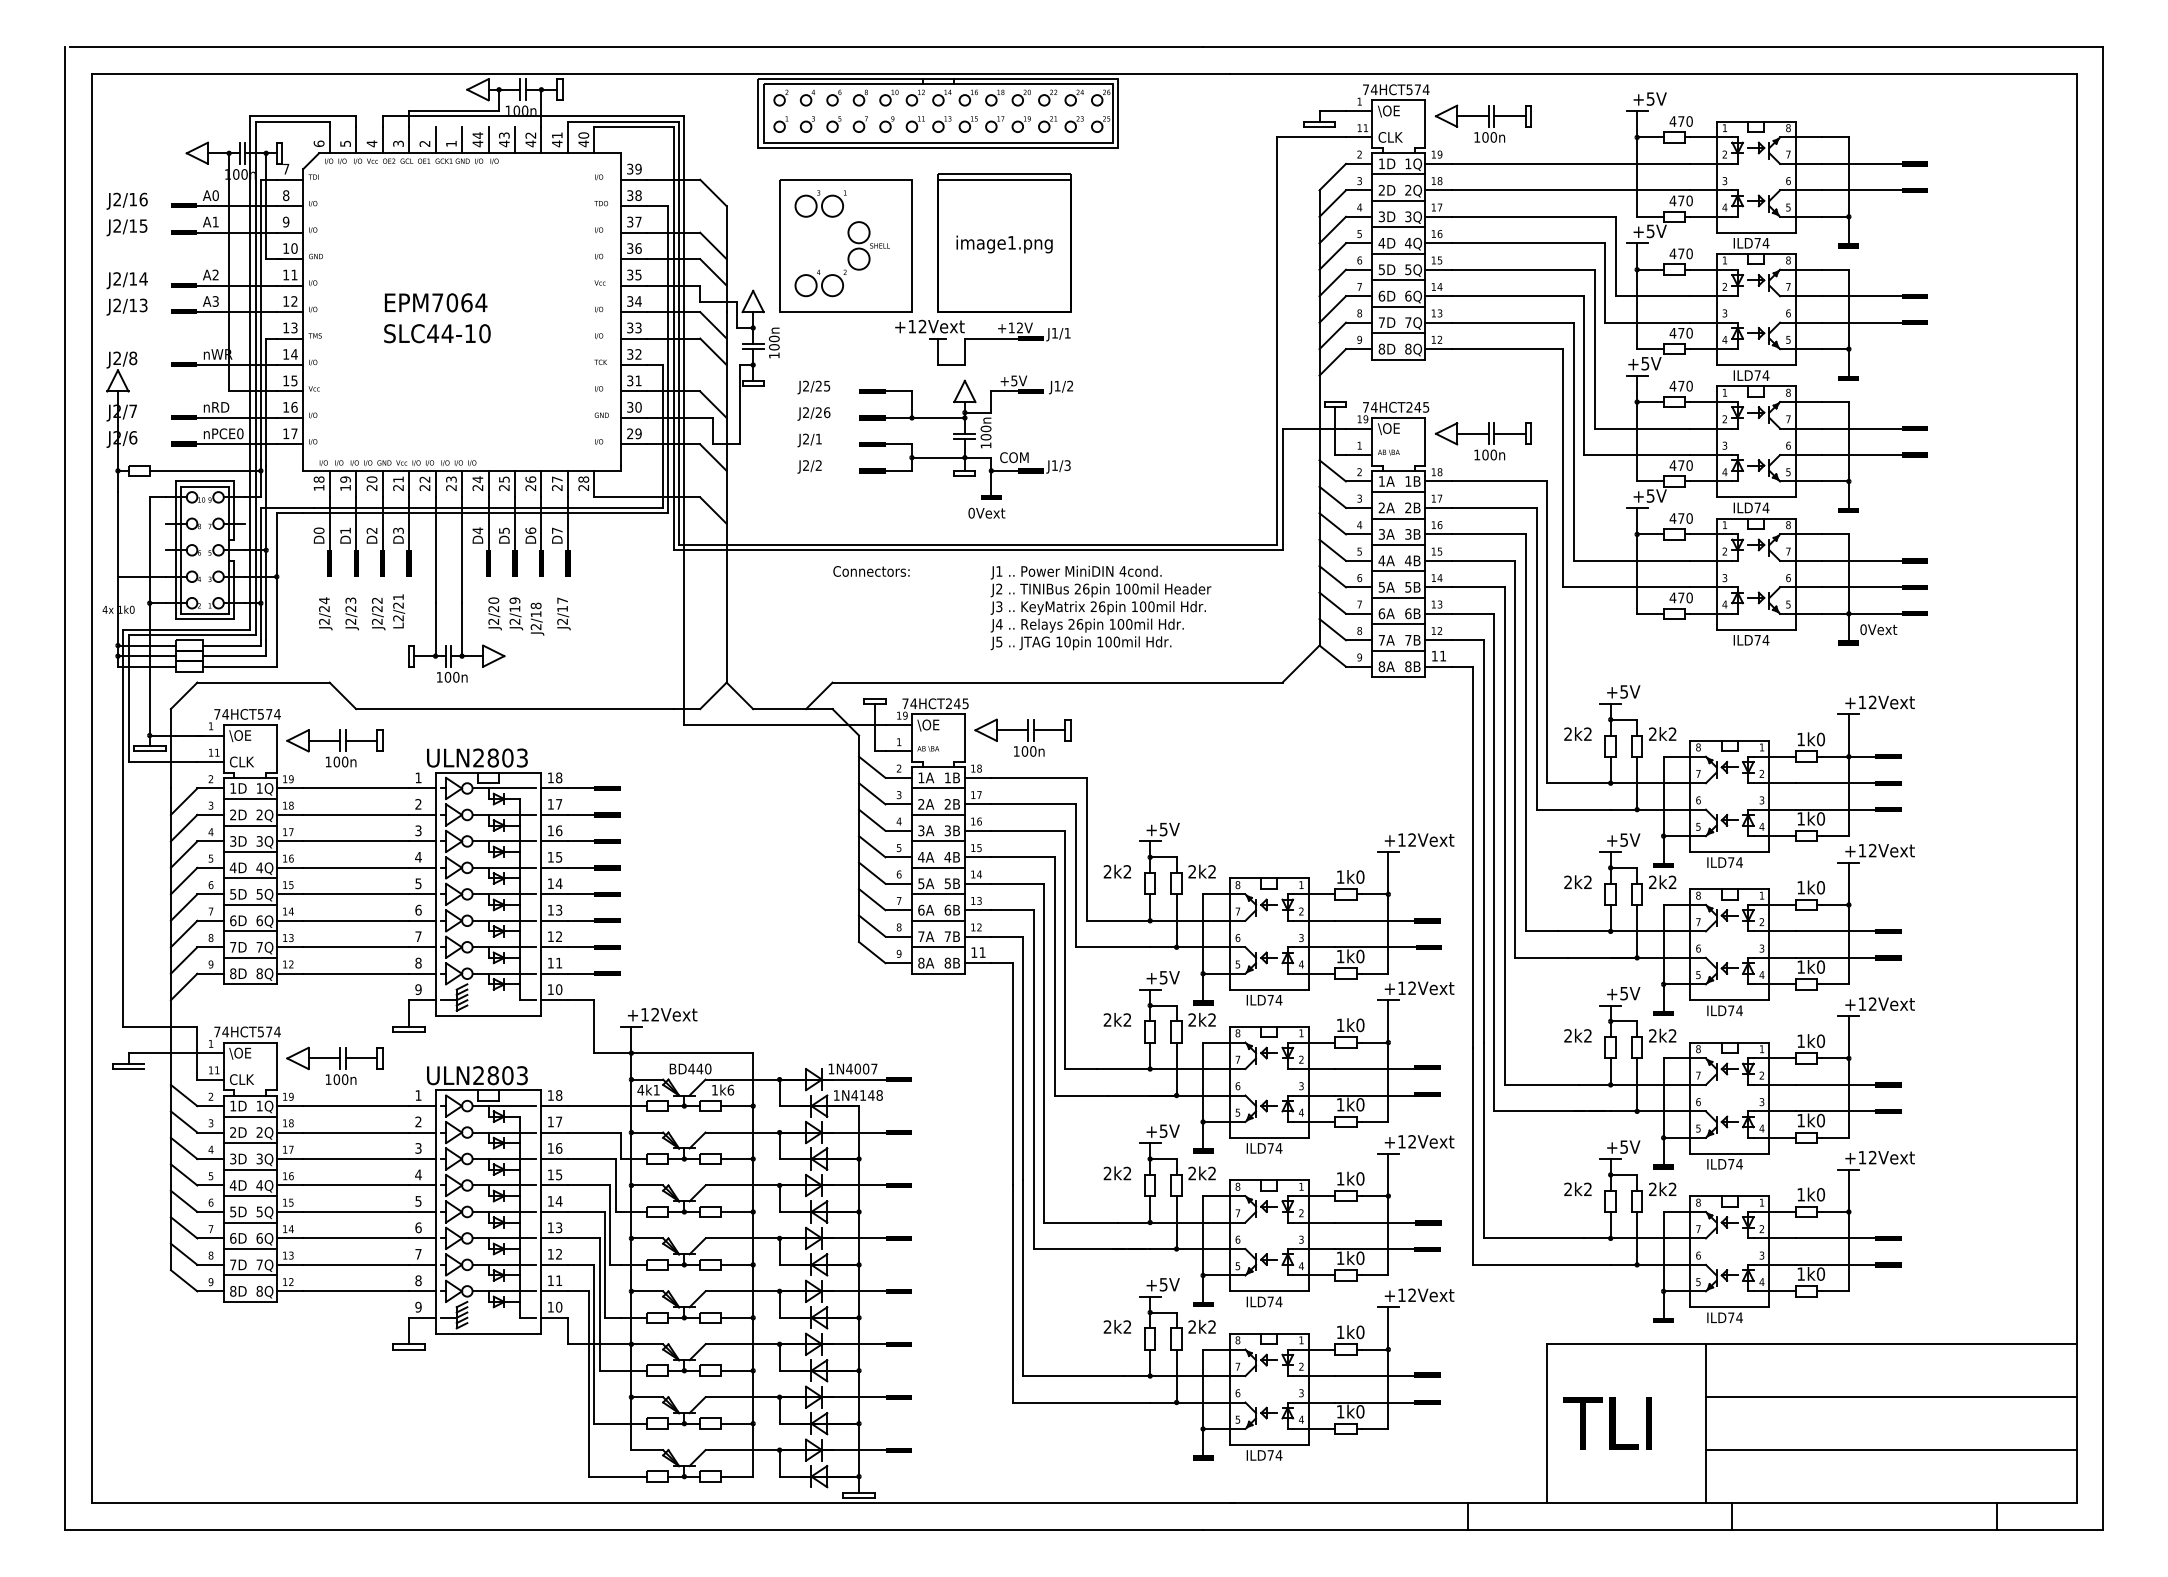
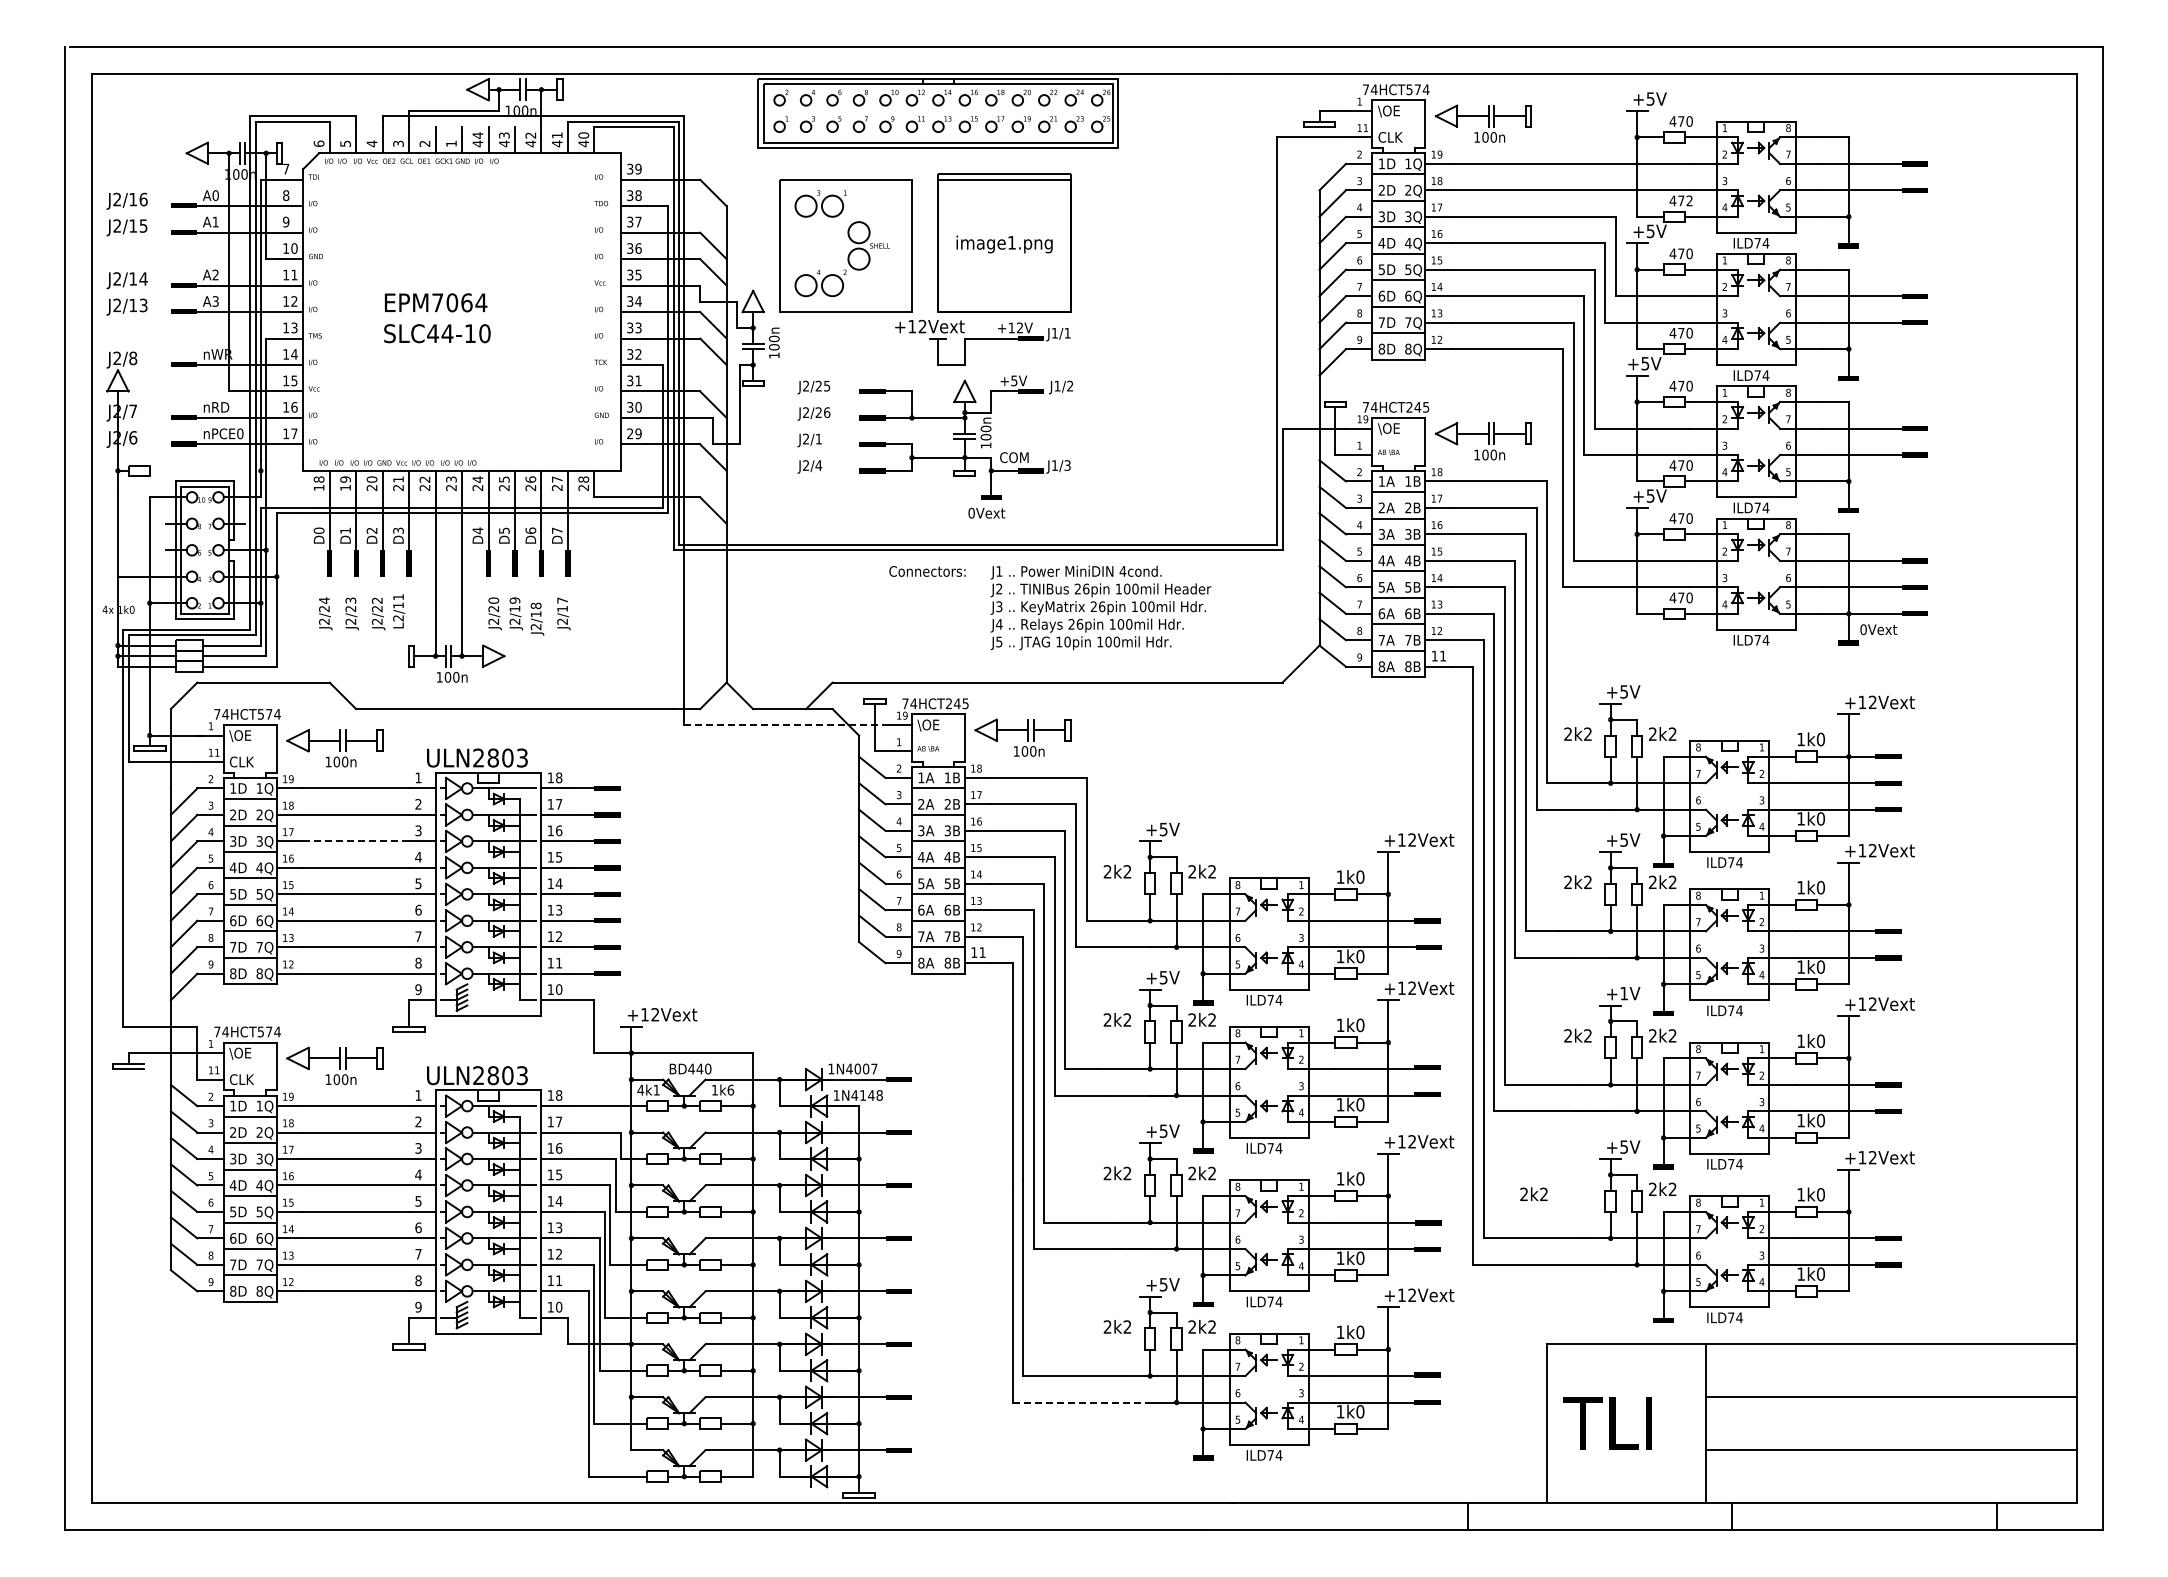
text: 470 -> 472 (1689, 200)
text: J2/2 -> J2/4 (818, 465)
line: present -> none (204, 470)
text position: (871, 571) -> (927, 571) (927, 571)
text: L2/21 -> L2/11 (398, 605)
line: solid -> dashed (784, 724)
line: solid -> dashed (356, 841)
text: +5V -> +1V (1623, 993)
text position: (1577, 1188) -> (1533, 1193) (1533, 1193)
line: solid -> dashed (1081, 1402)
